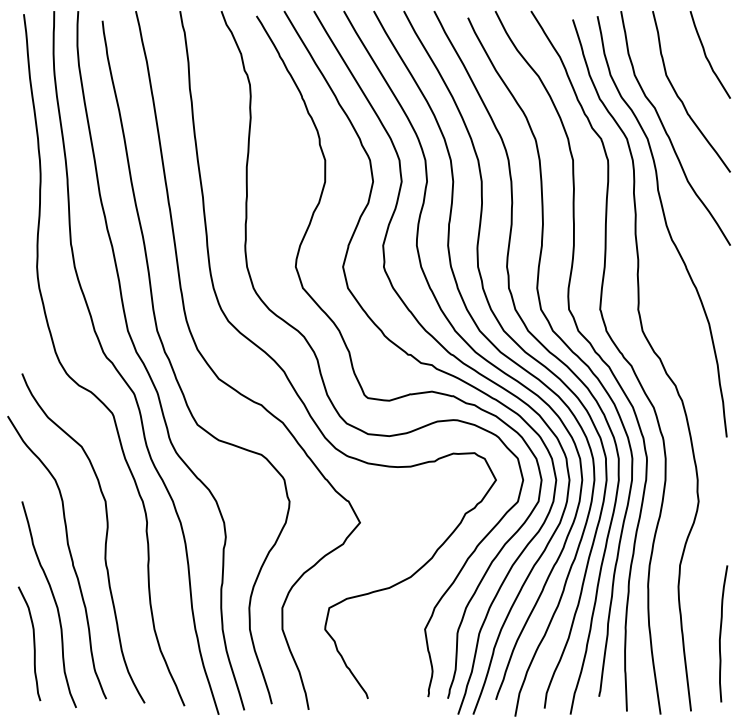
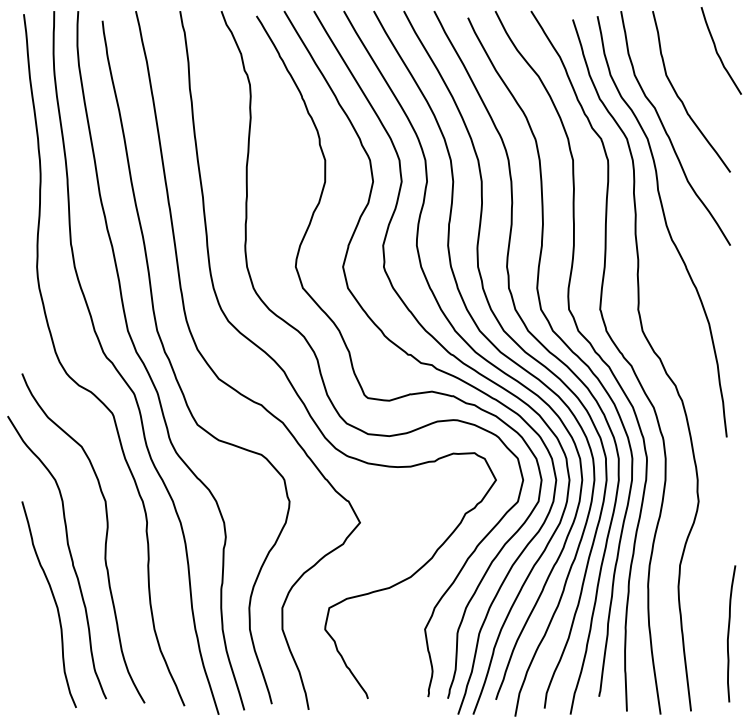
curve position: (706, 54) -> (717, 50) (717, 50)
curve position: (721, 633) -> (729, 633) (729, 633)
curve: present -> none (33, 643)
